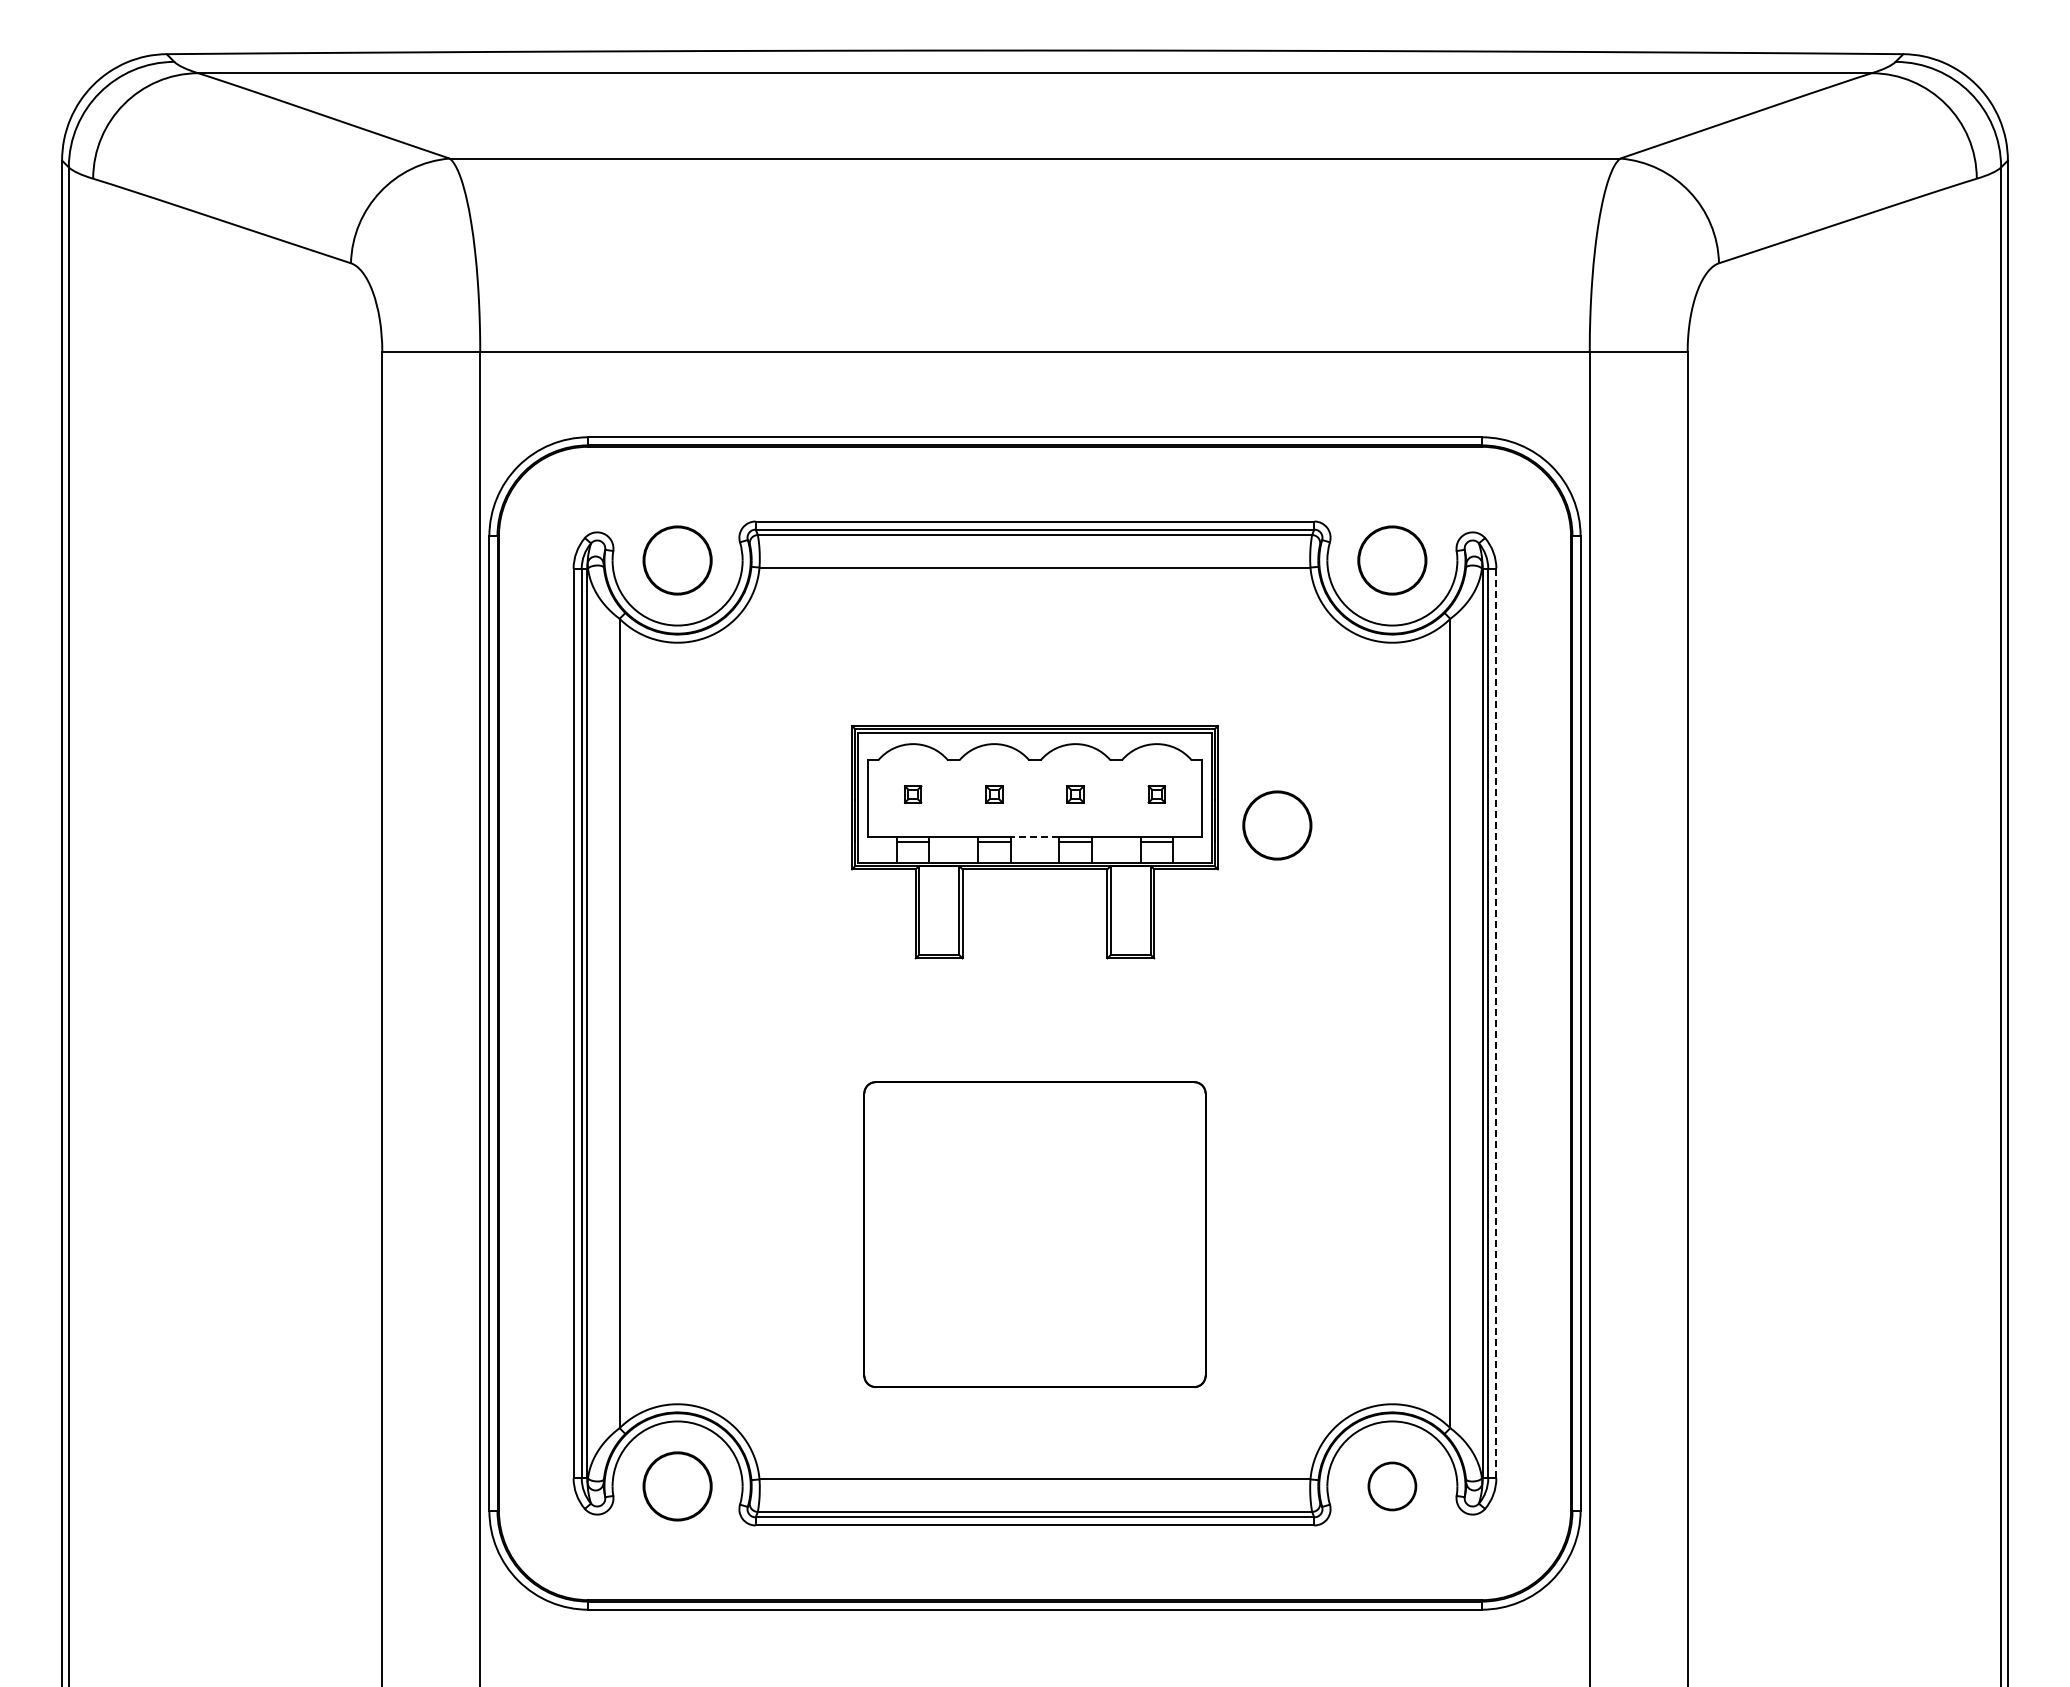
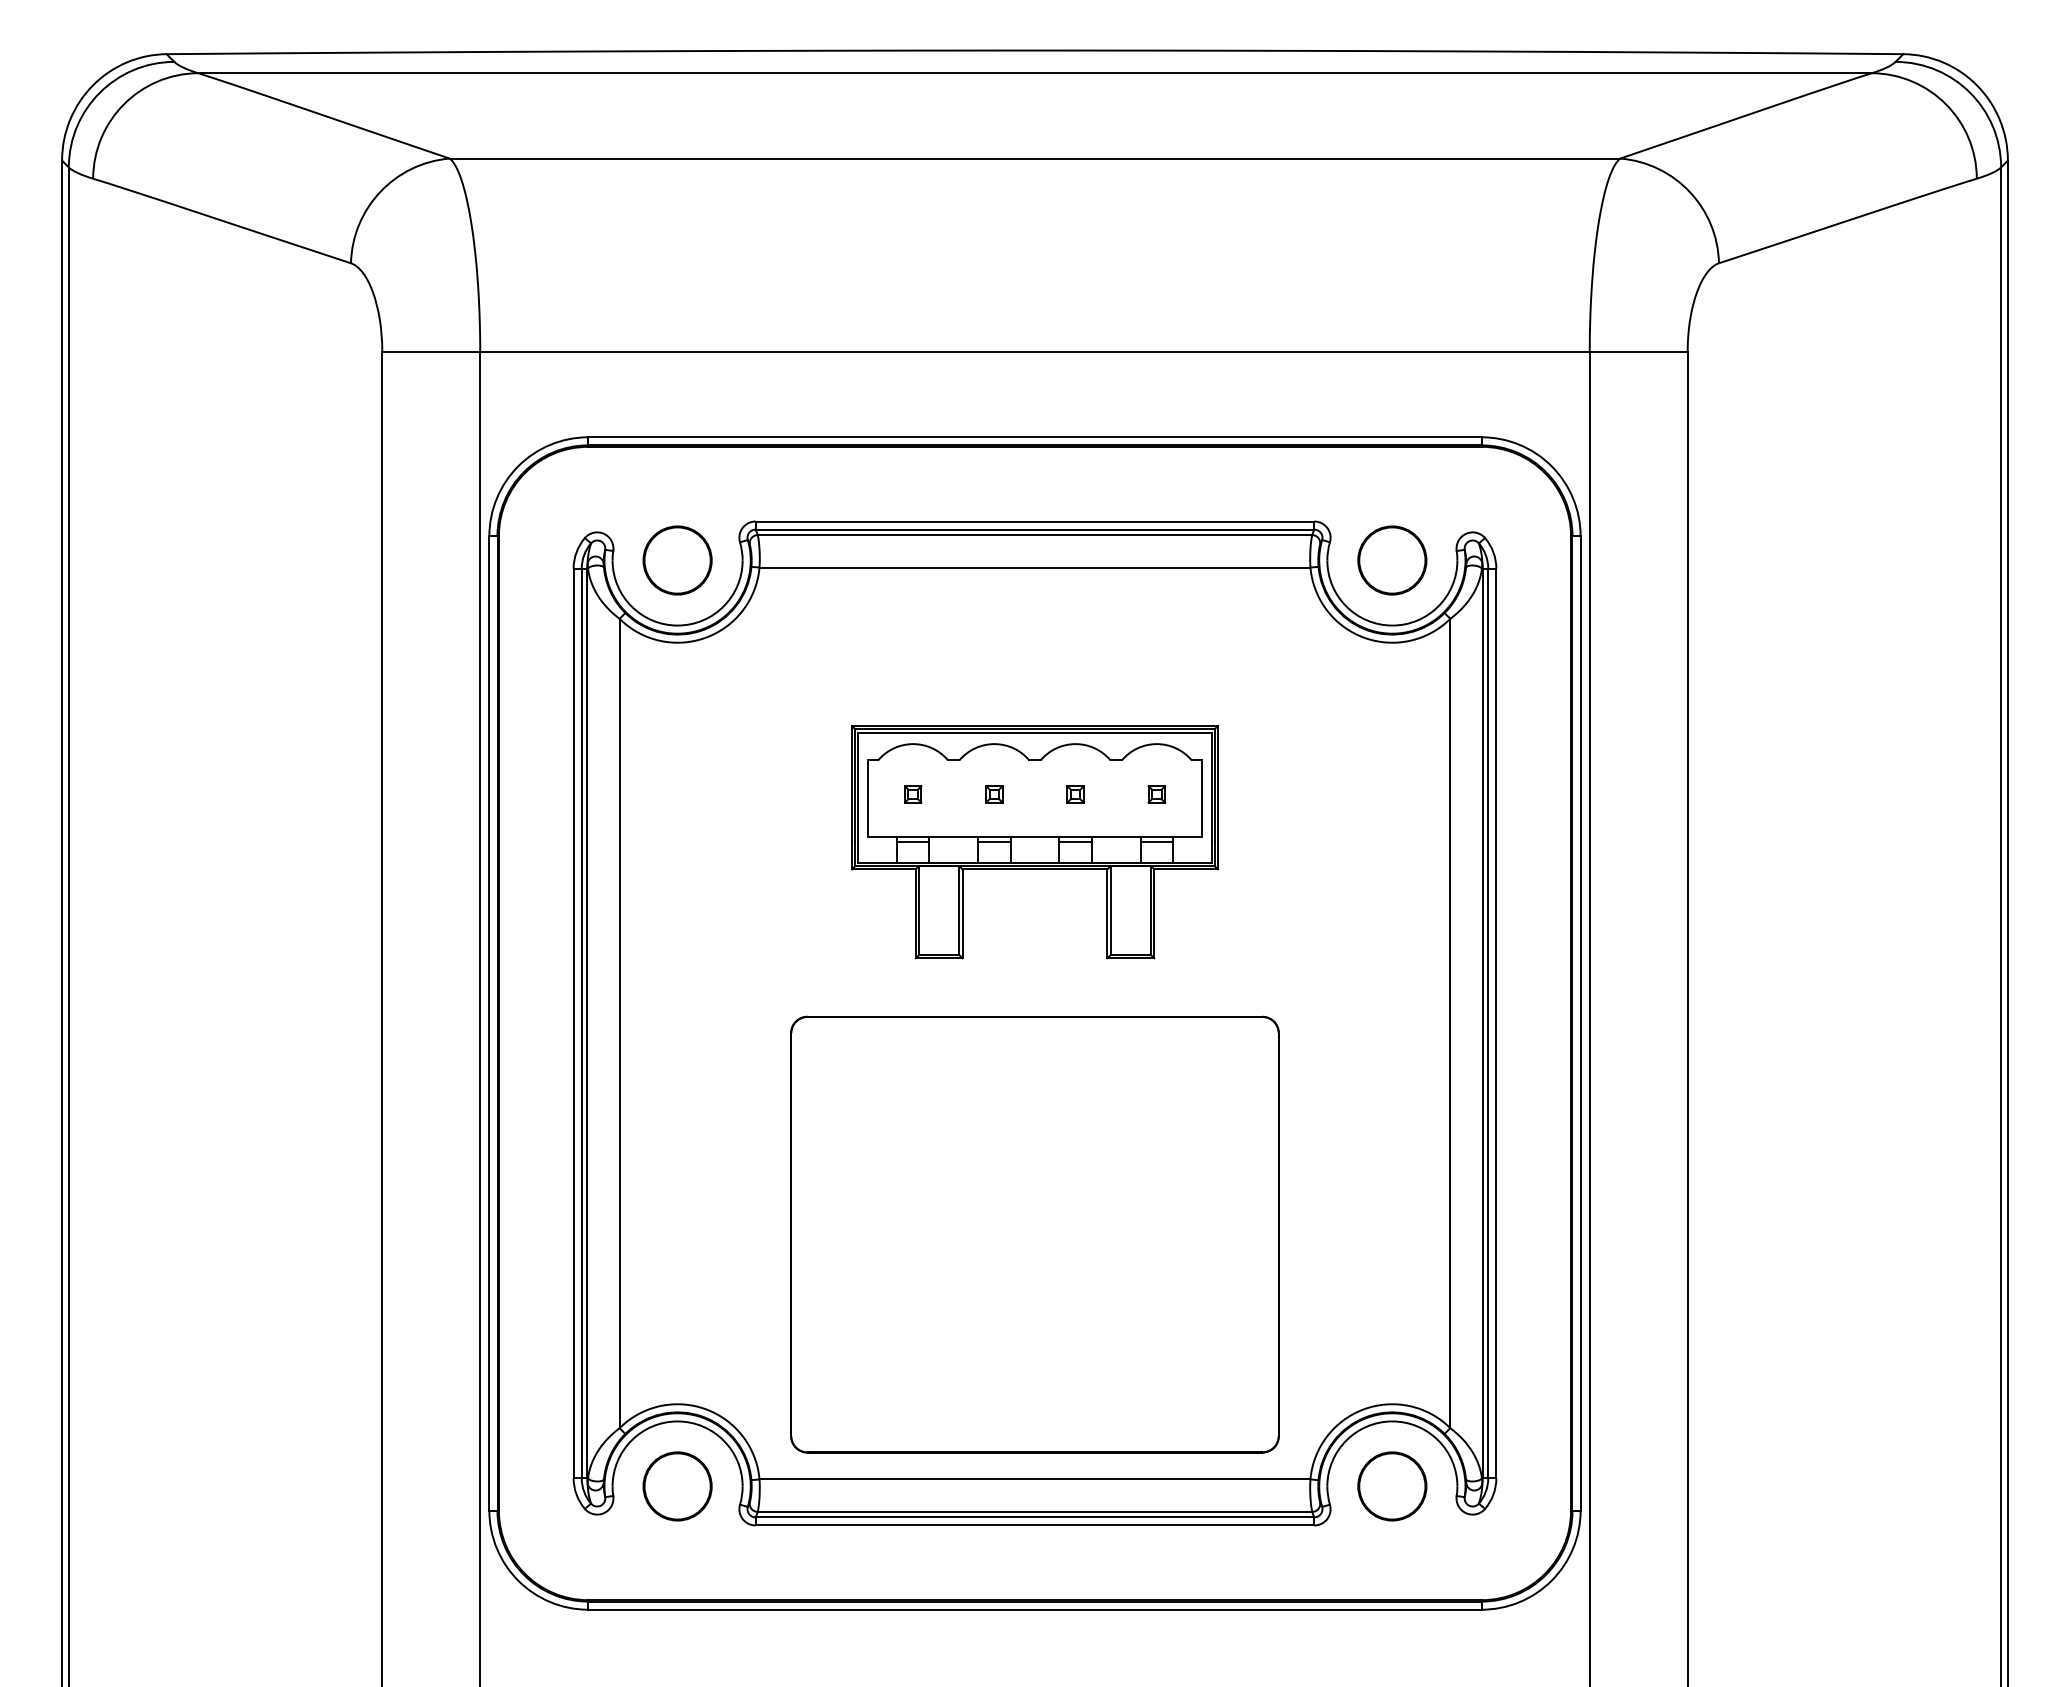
circle: present -> none (1277, 825)
line: dashed -> solid (1034, 836)
line: dashed -> solid (1496, 1023)
part size: 344x307 px -> 490x439 px (1034, 1234)
circle size: 51x51 px -> 71x71 px (1392, 1486)
